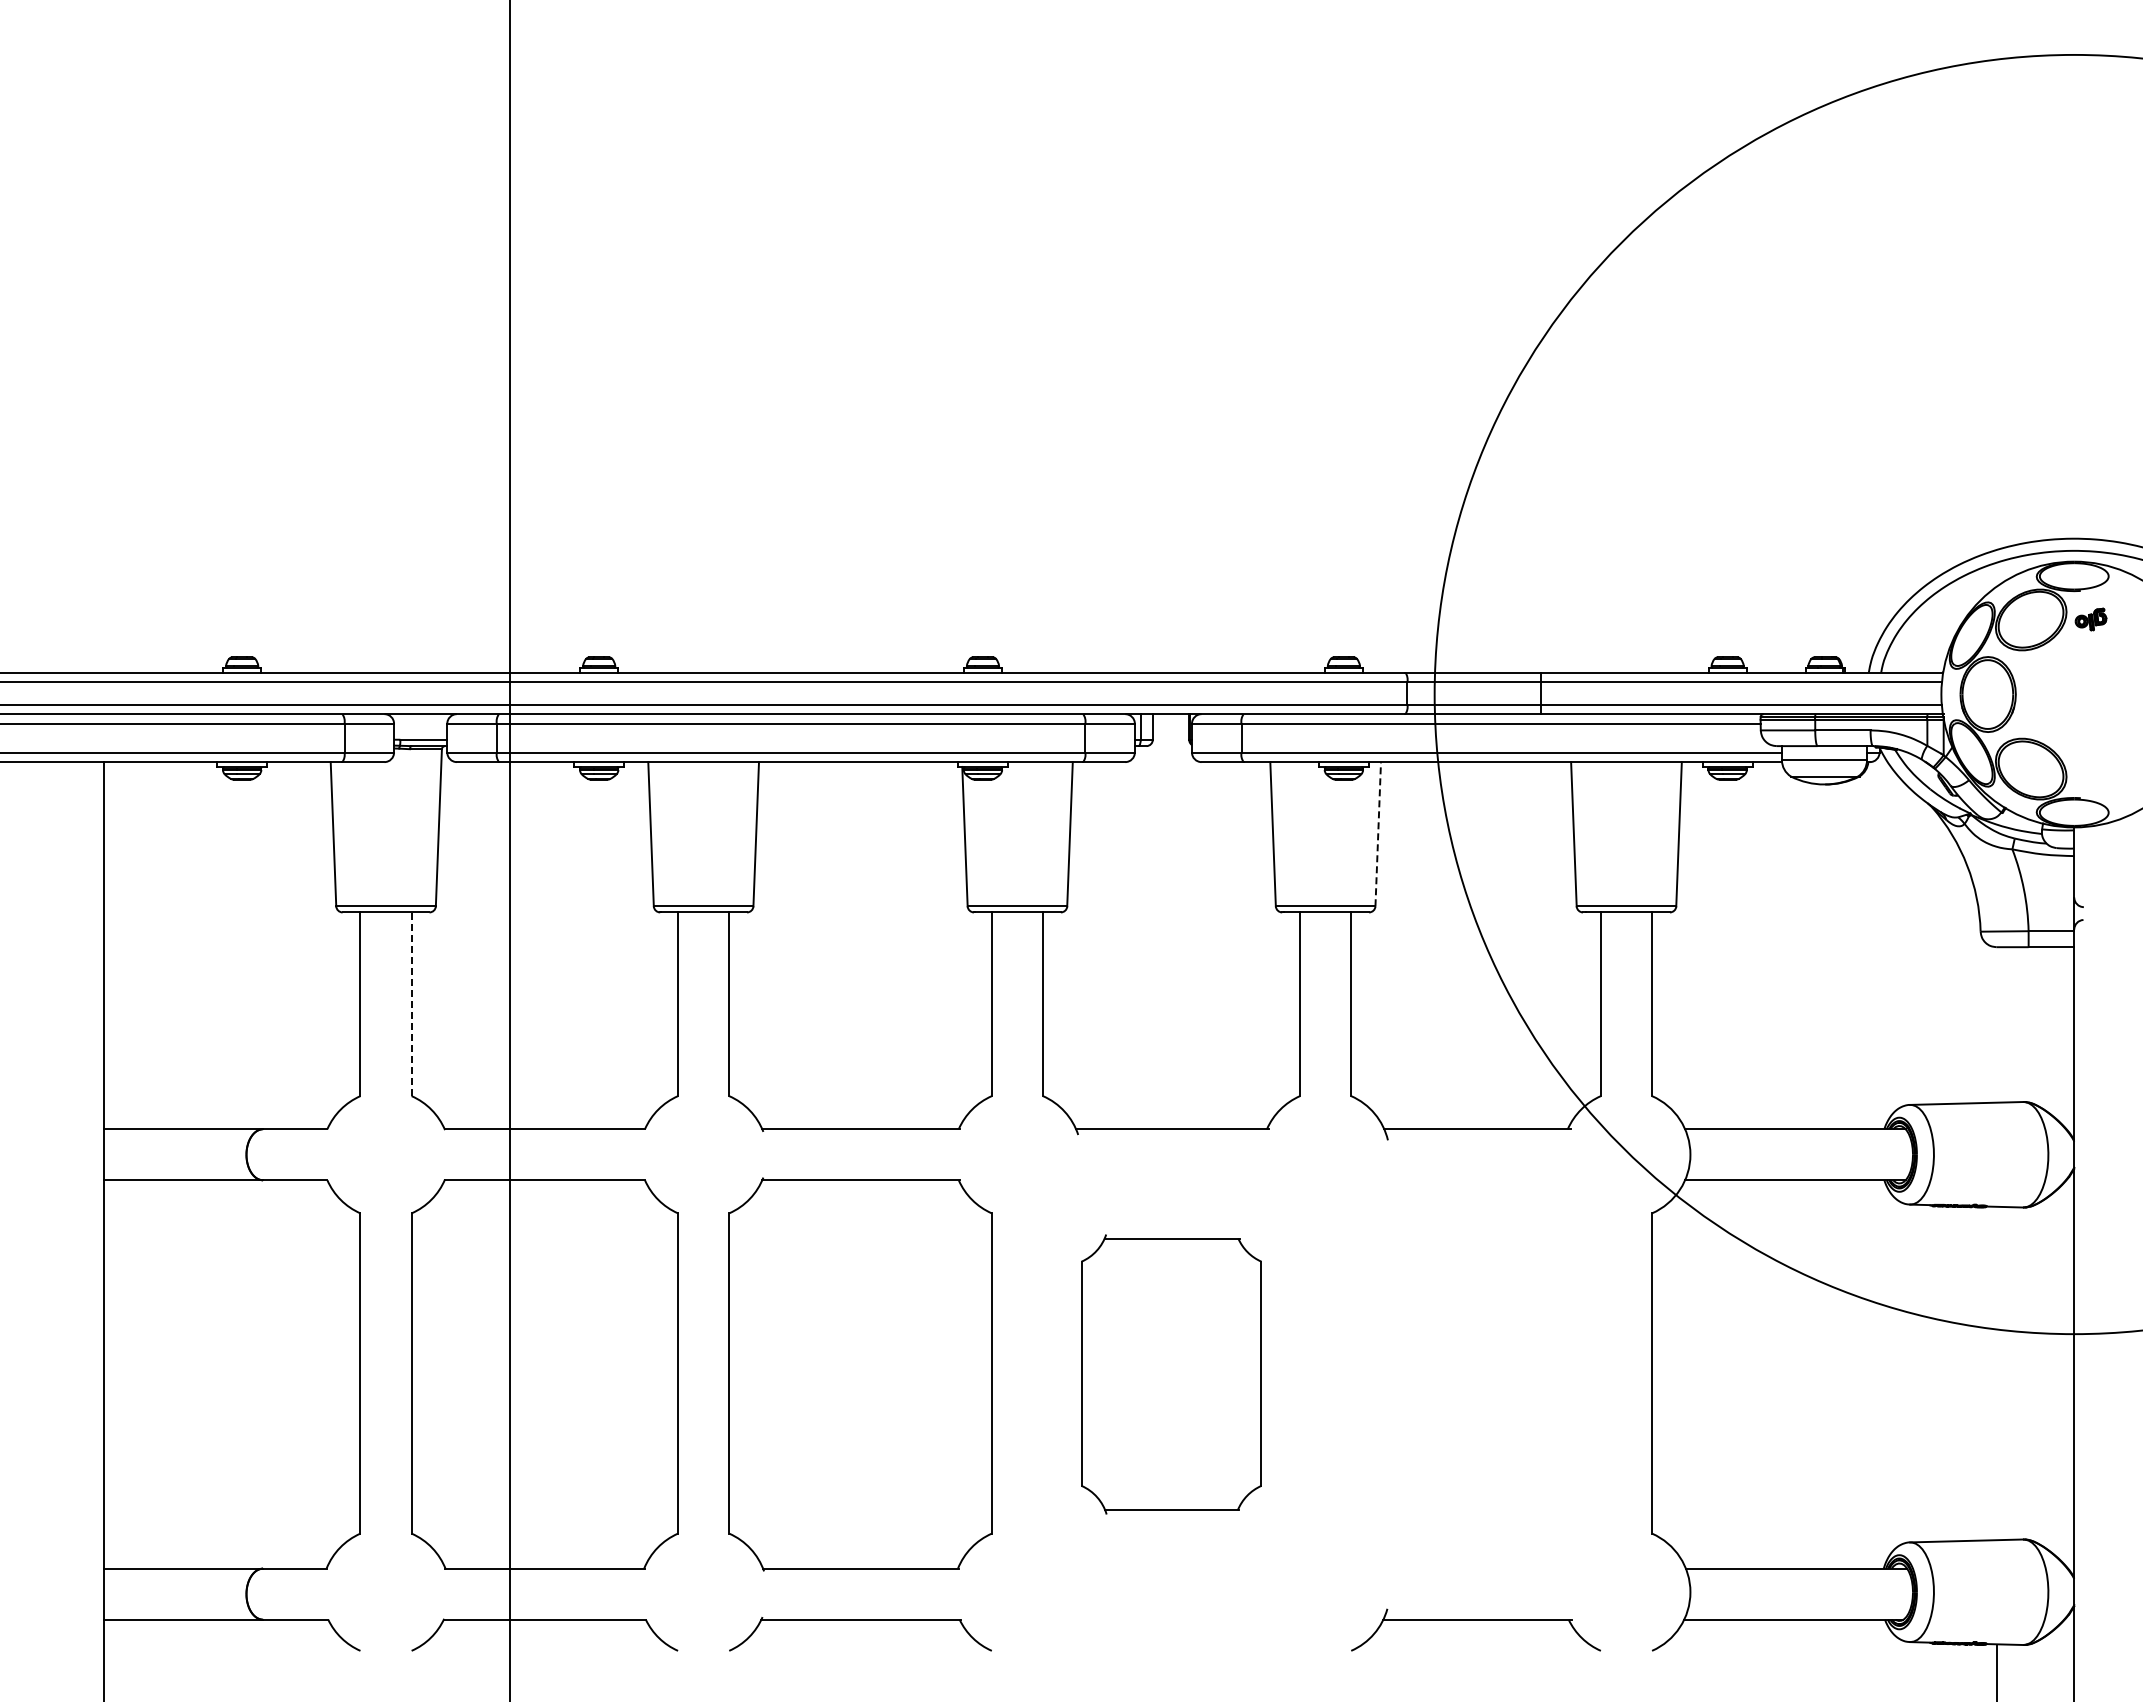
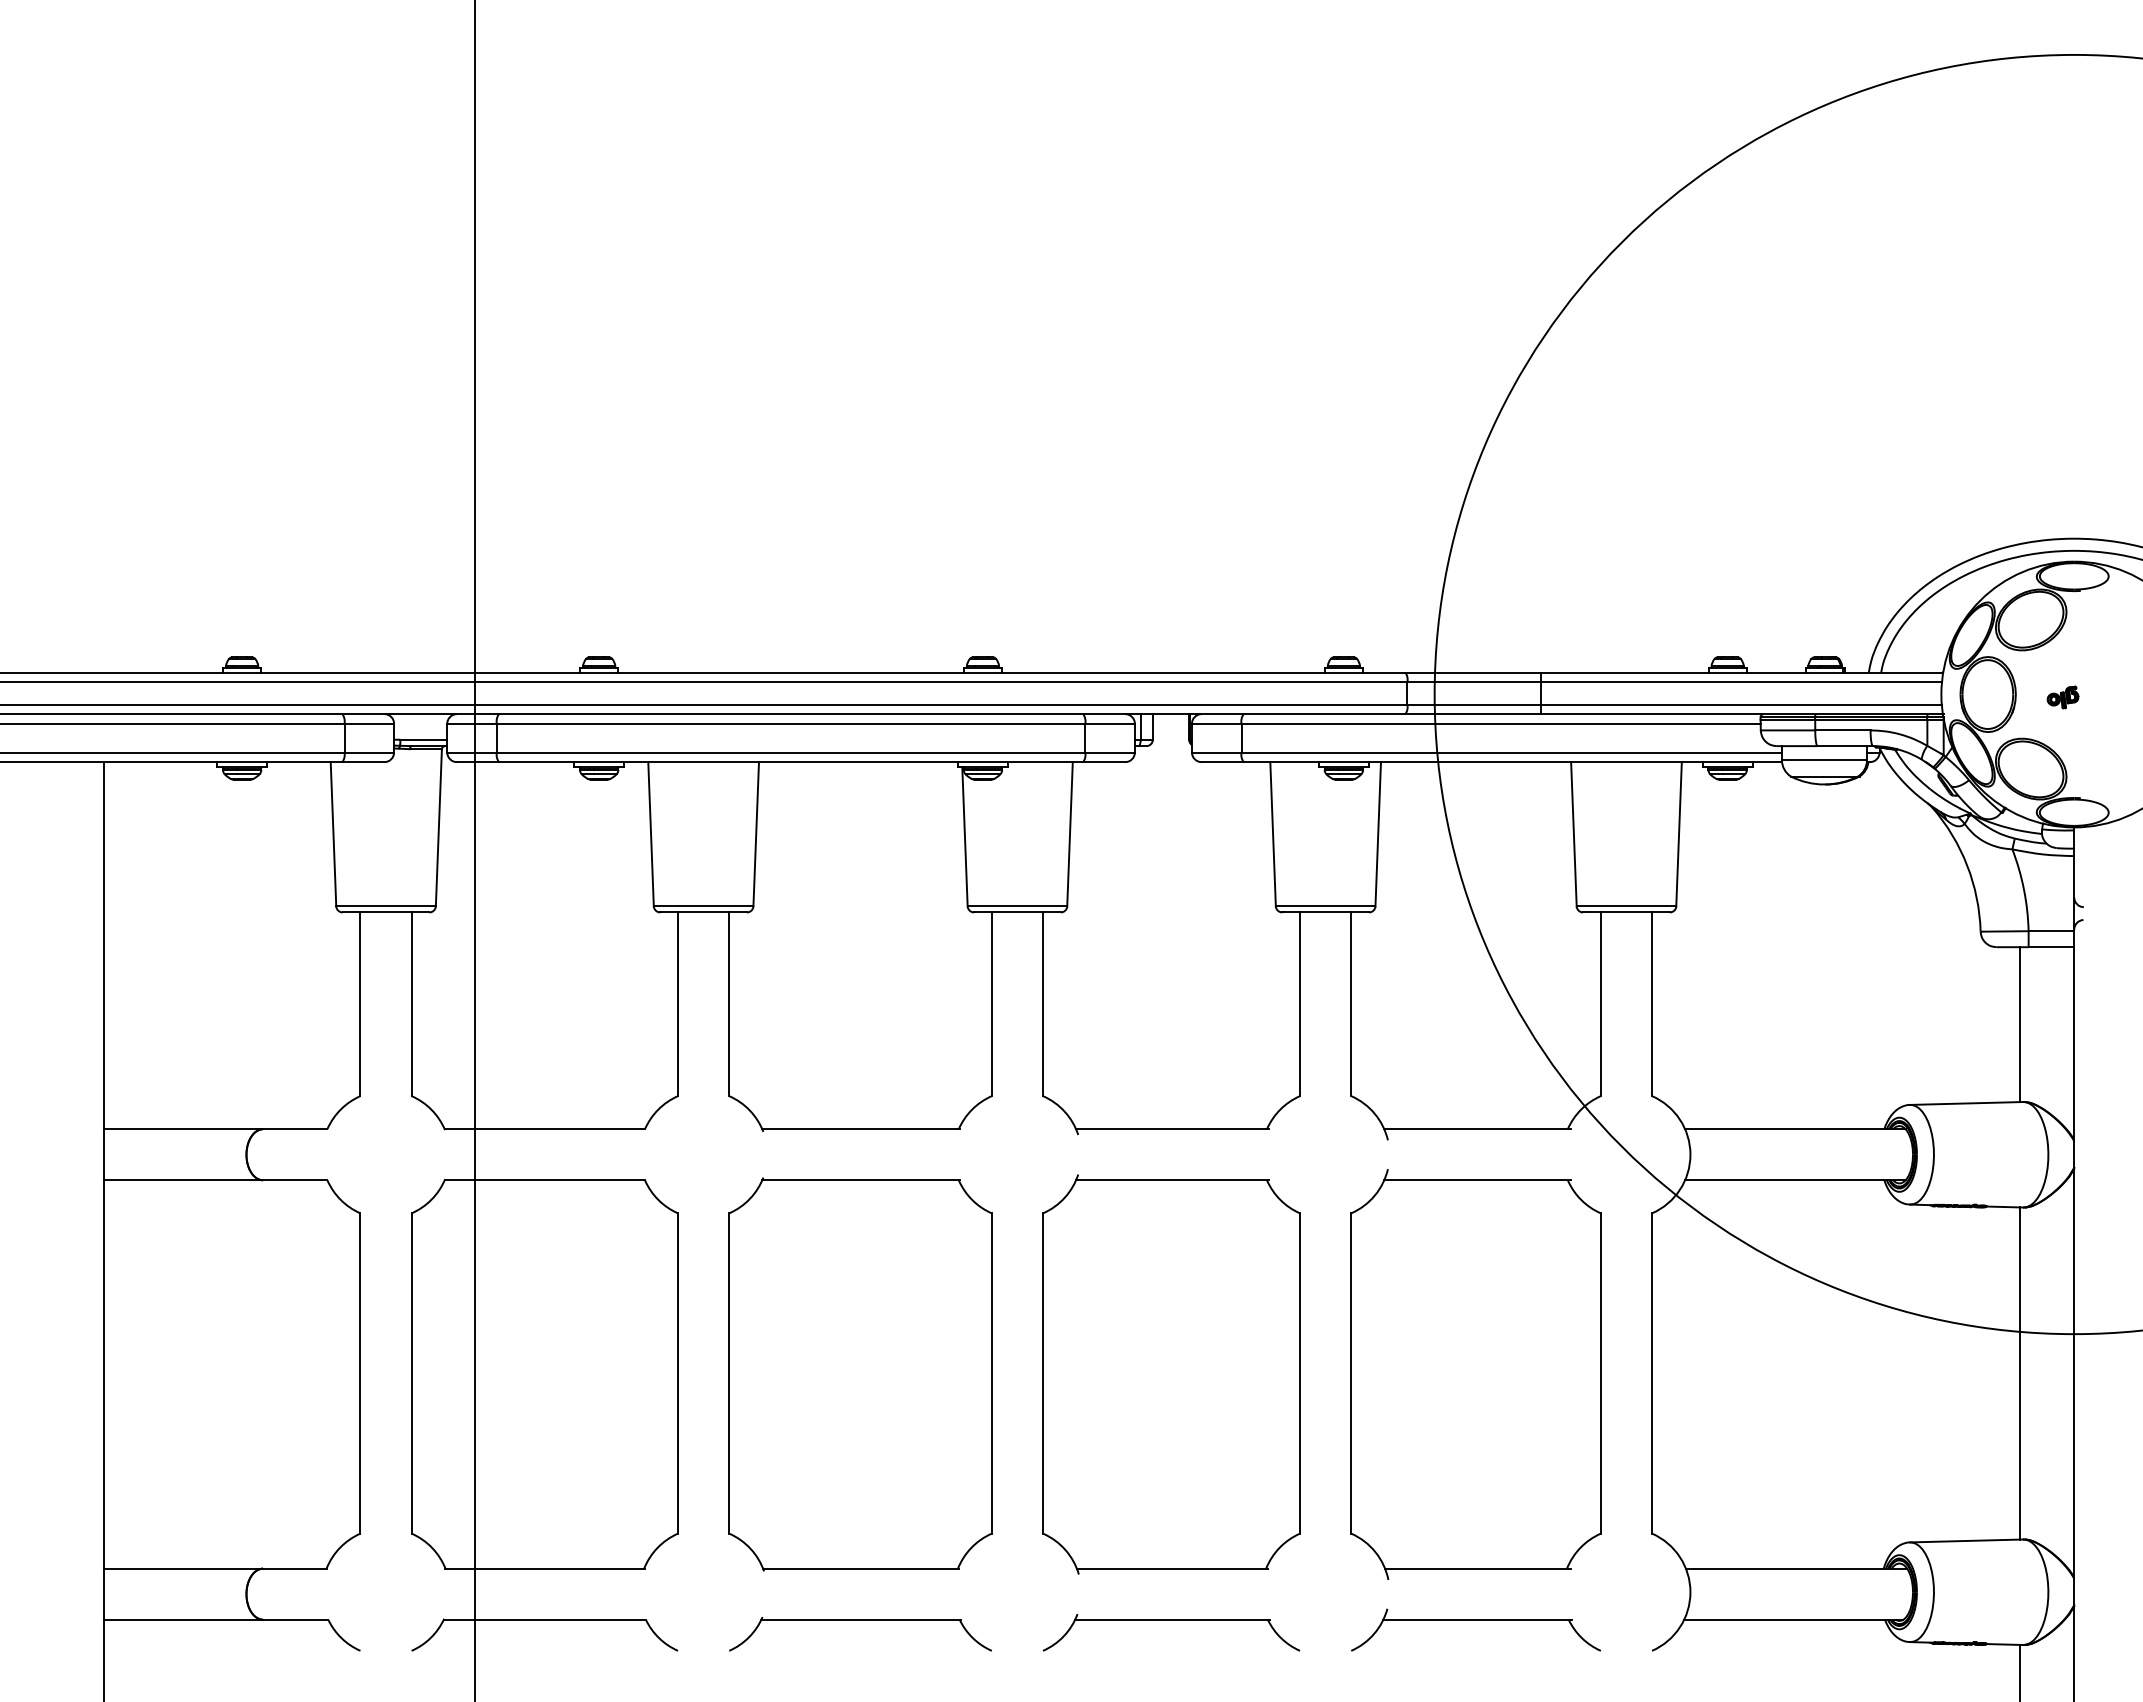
part position: (2090, 619) -> (2062, 697) (2062, 697)
line: dashed -> solid (1378, 833)
line position: (510, 850) -> (475, 850) (475, 850)
line: dashed -> solid (411, 1004)
line: none -> present (2020, 1024)
line: none -> present (2020, 1373)
part size: 181x281 px -> 259x401 px (1171, 1374)
part: none -> present (1475, 1374)
part: none -> present (1171, 1620)
line position: (1997, 1671) -> (2020, 1671) (2020, 1671)
